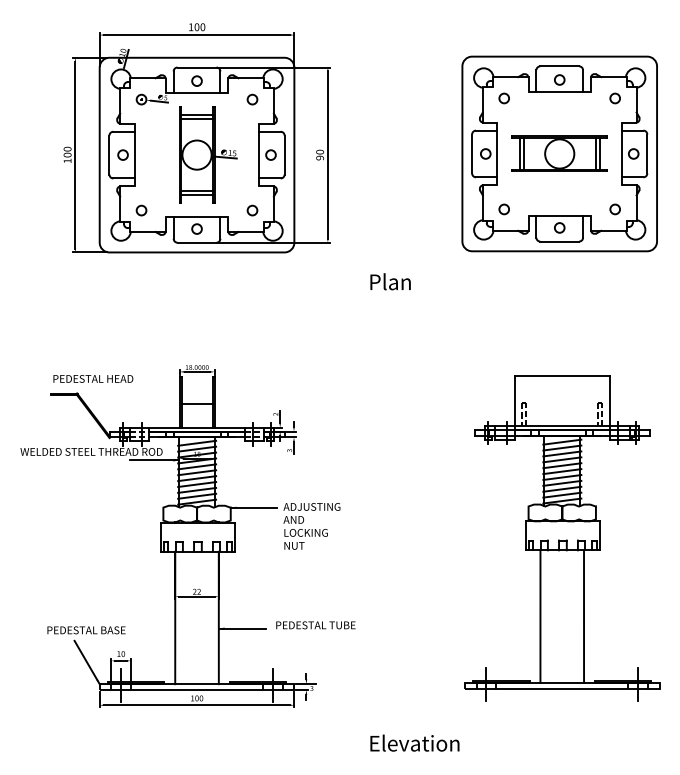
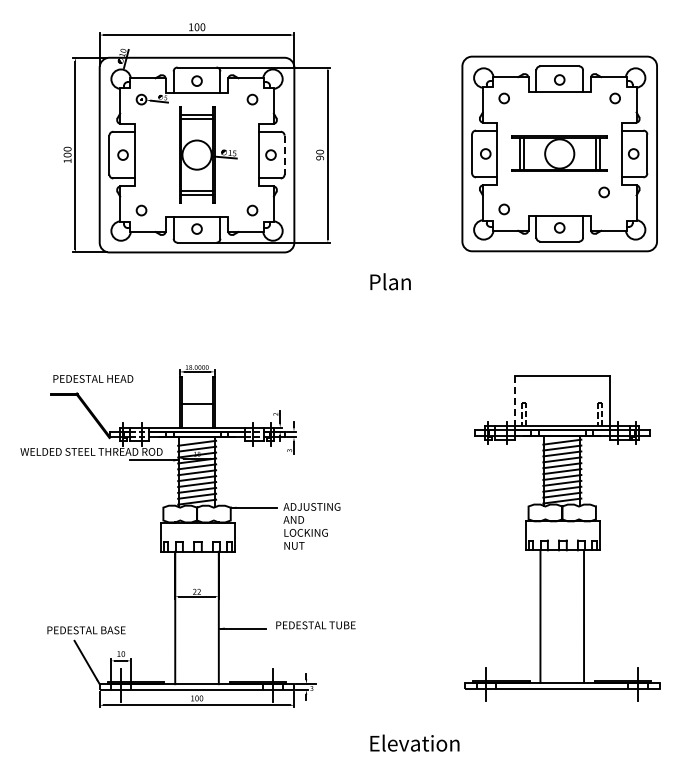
line: solid -> dashed (284, 155)
circle position: (614, 209) -> (603, 192) (603, 192)
line: solid -> dashed (514, 401)
